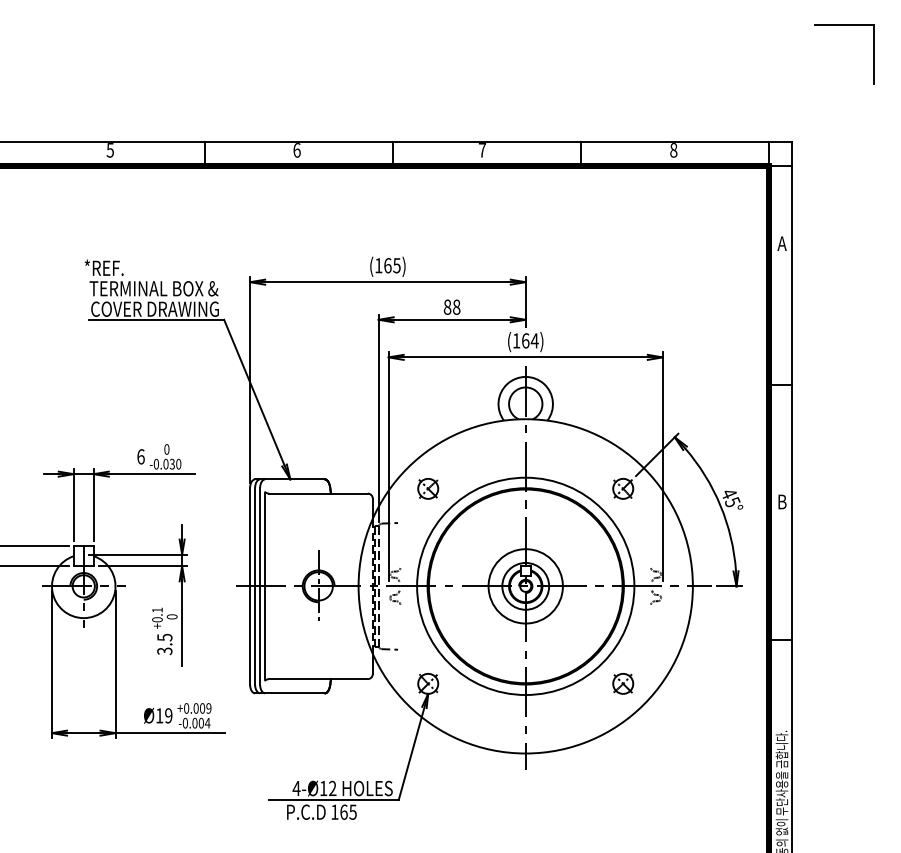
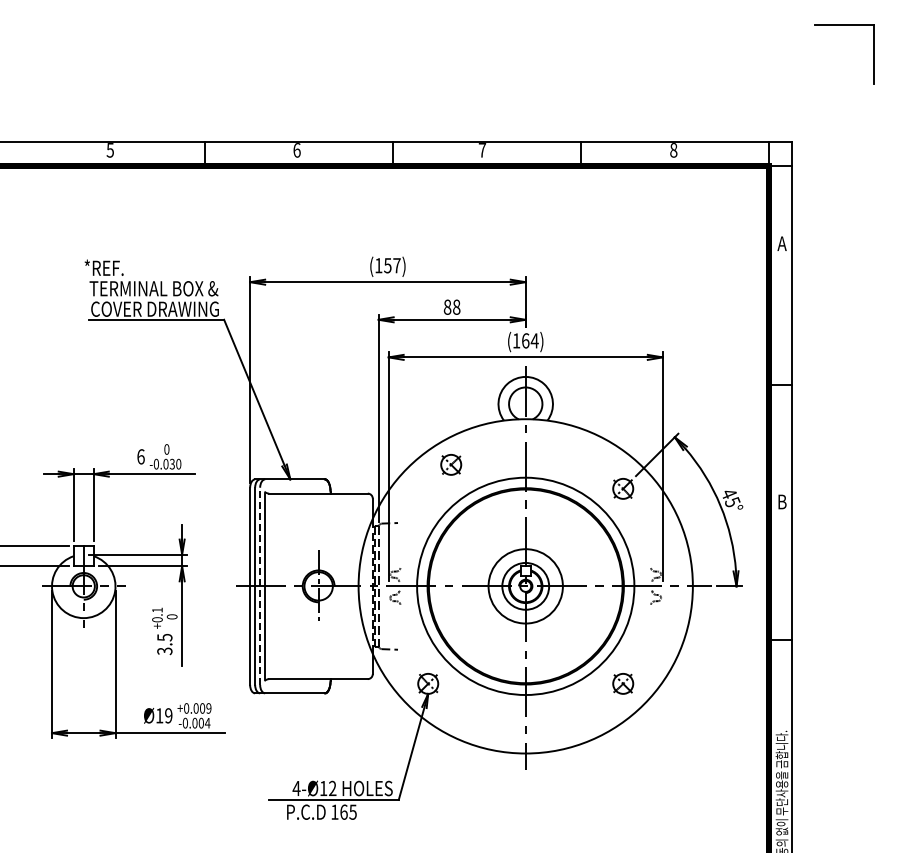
text: (165) -> (157) (392, 265)
part position: (428, 488) -> (451, 464) (451, 464)
line: solid -> dashed (260, 586)
